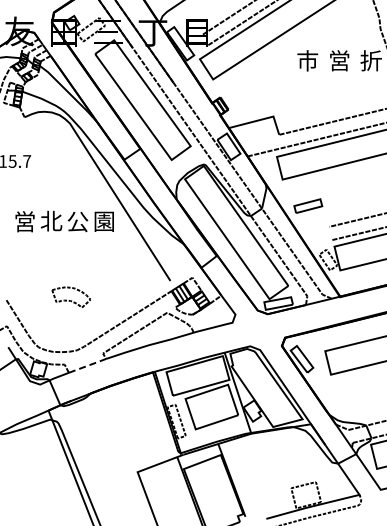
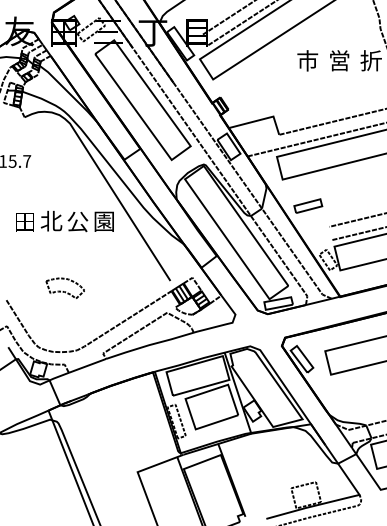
text: 営 -> 田 (24, 221)
part position: (70, 296) -> (64, 287) (64, 287)
line: dashed -> solid (87, 365)
